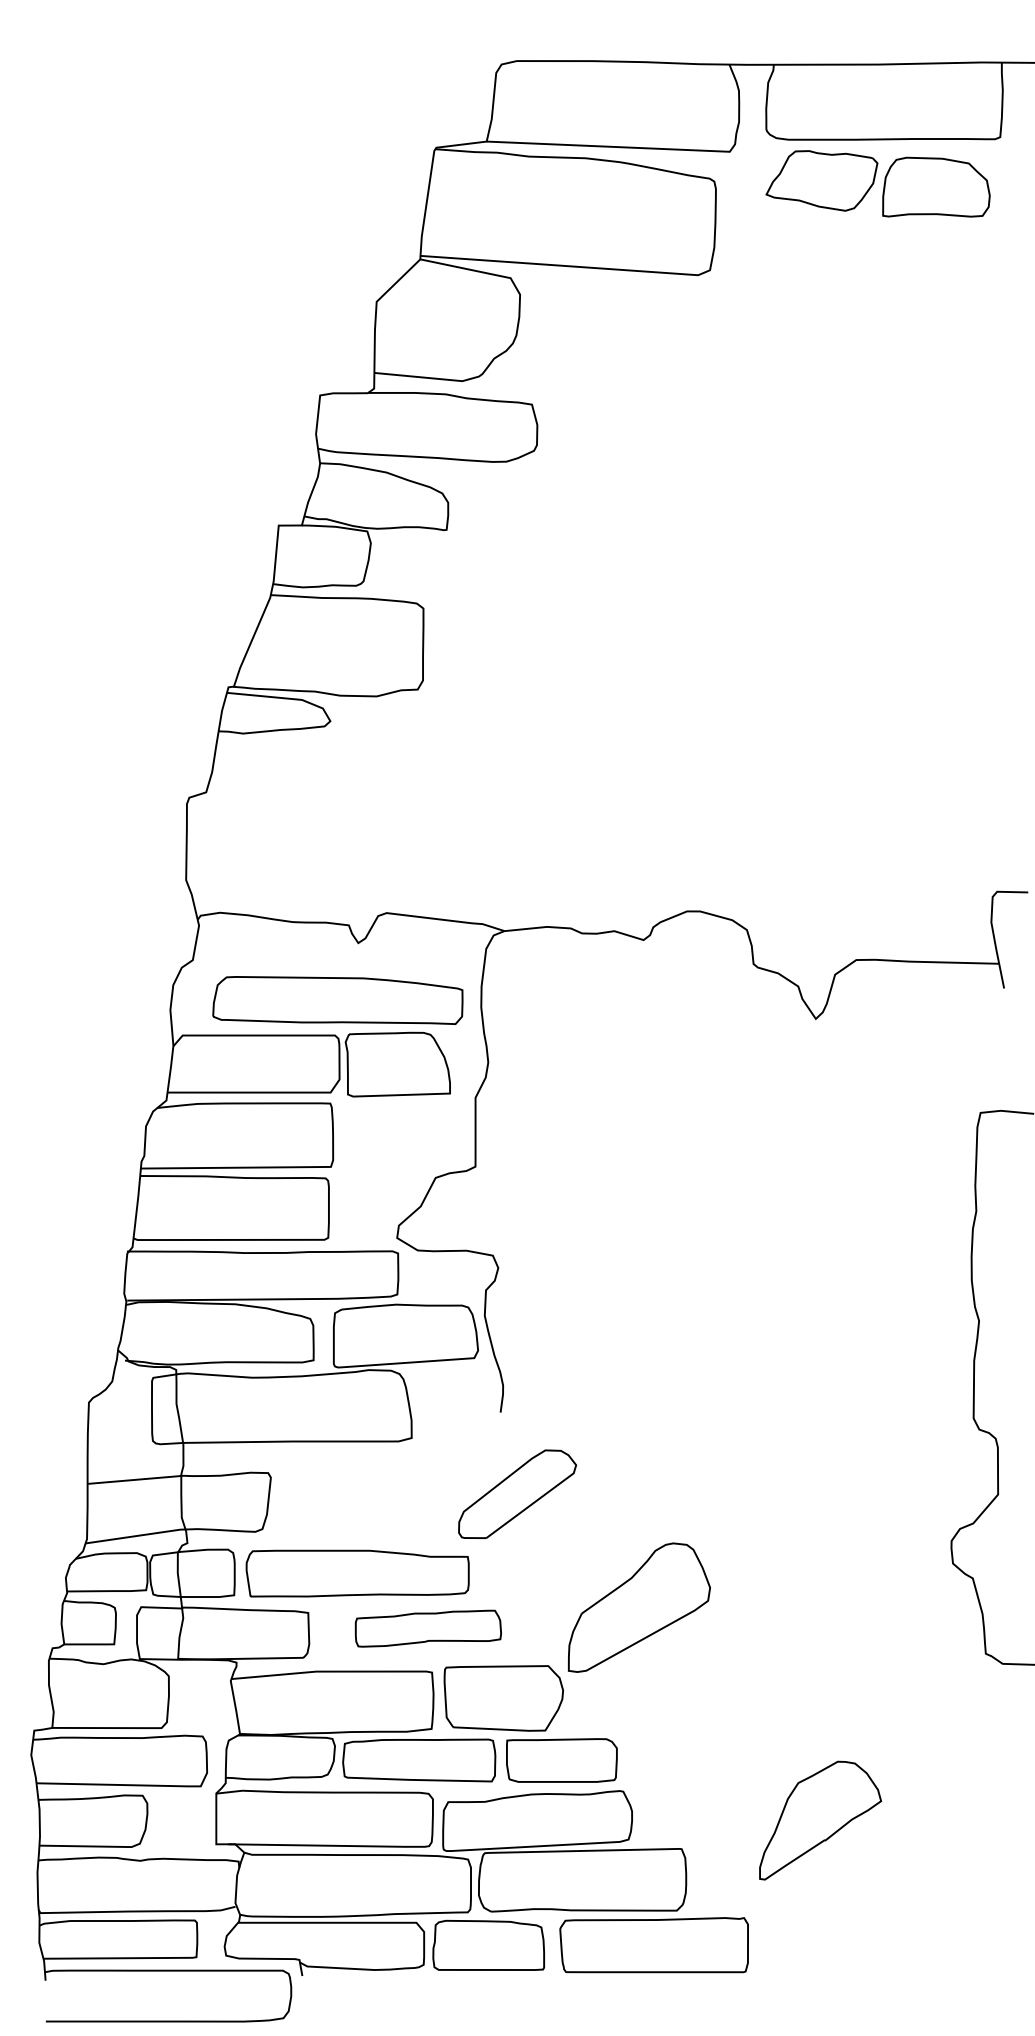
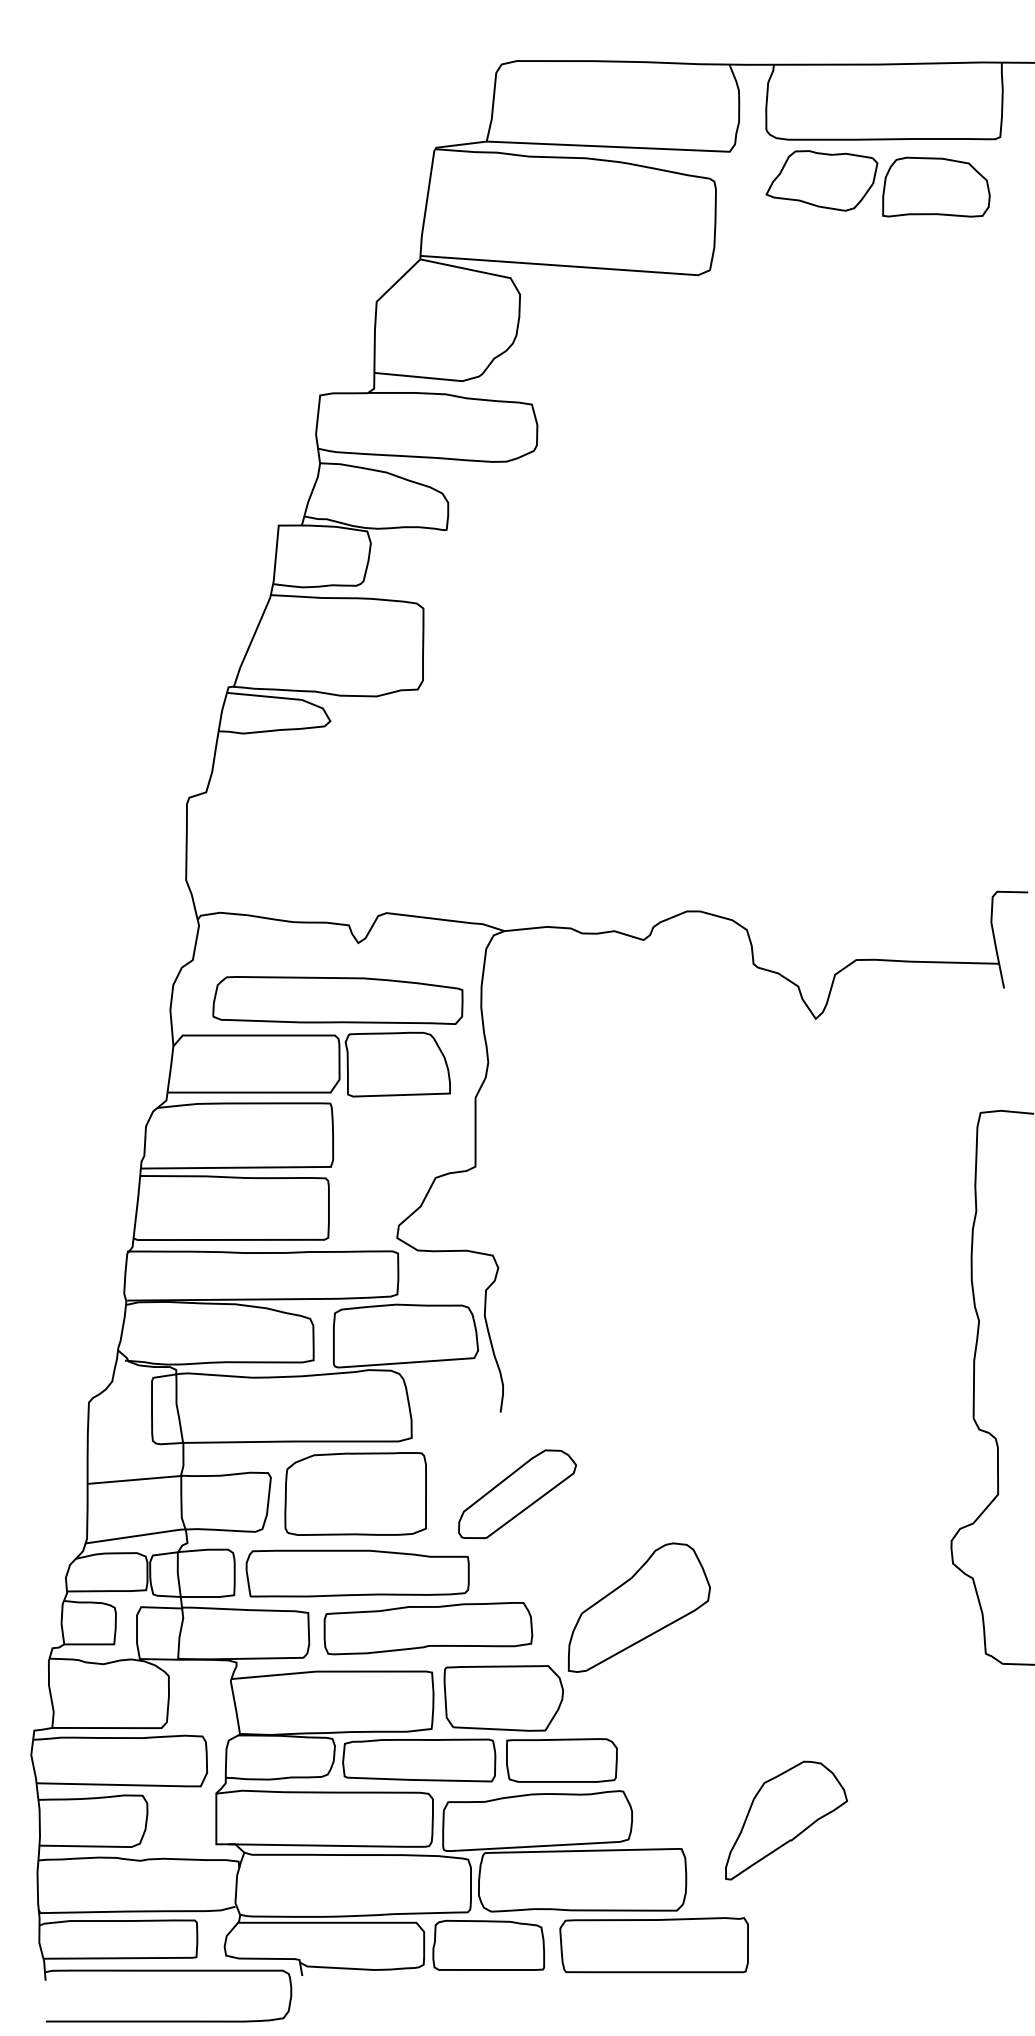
part: none -> present (355, 1493)
part size: 148x39 px -> 211x54 px (428, 1628)
part position: (820, 1820) -> (786, 1820) (786, 1820)
